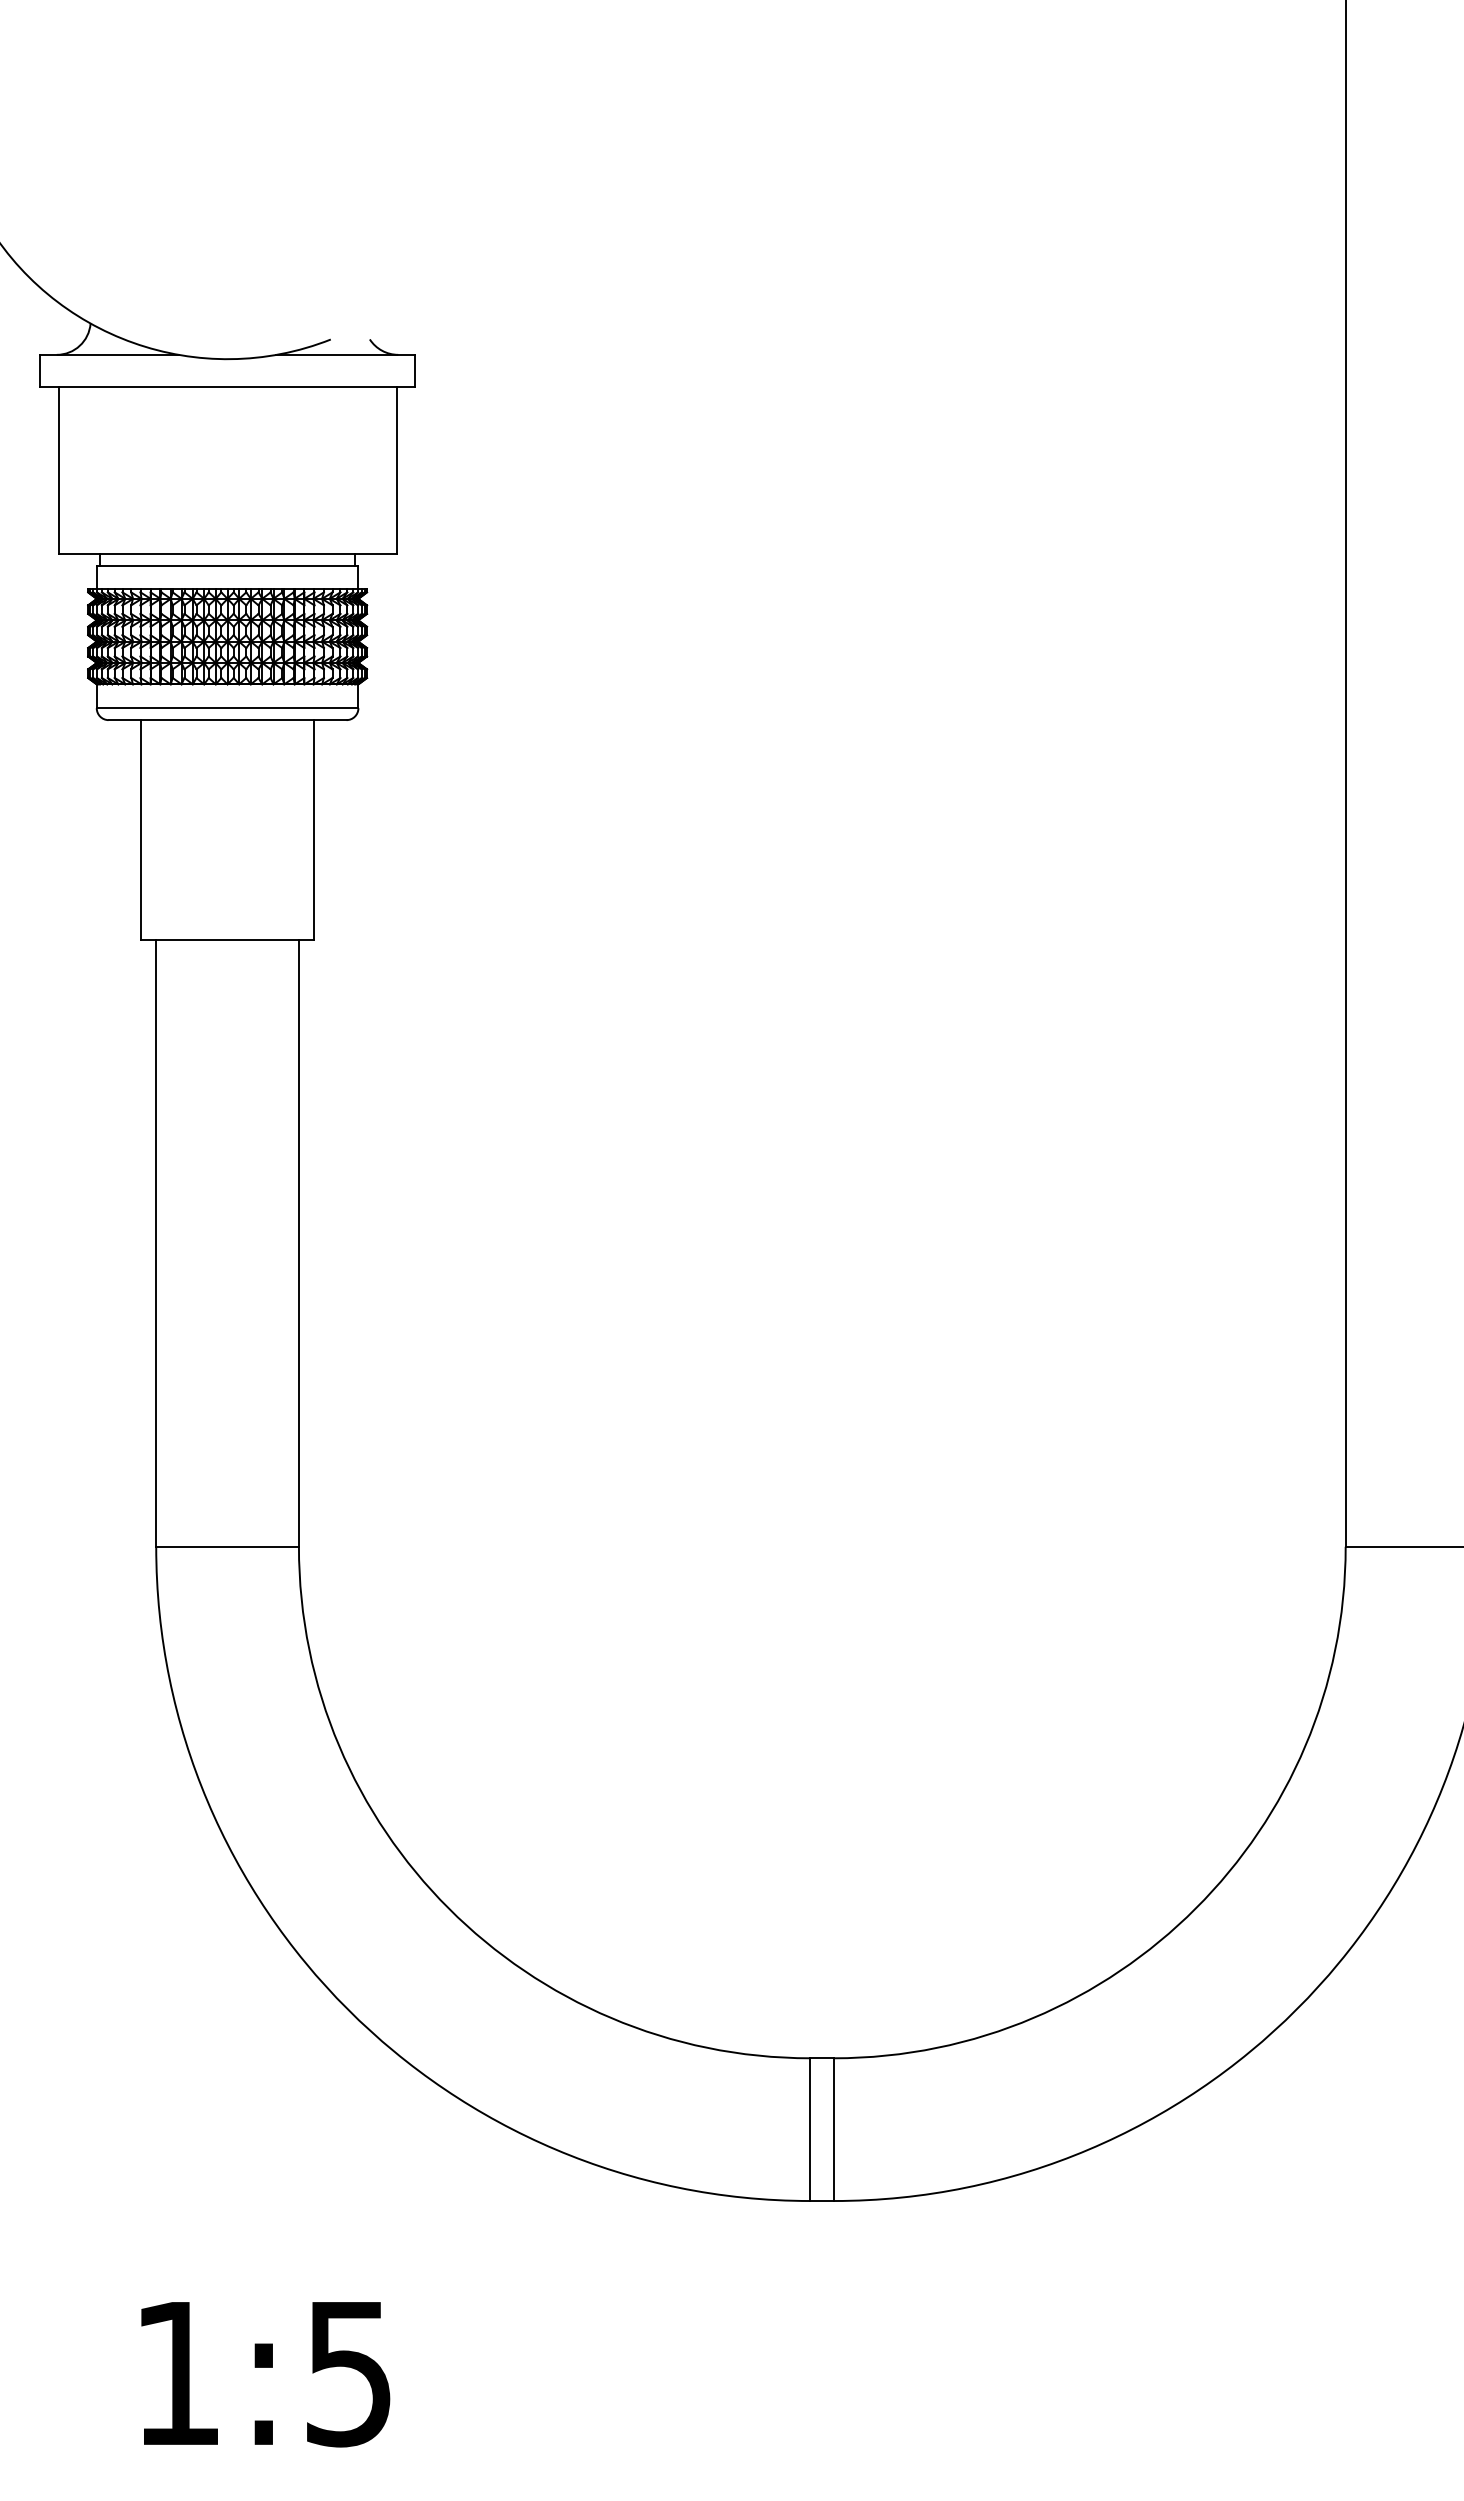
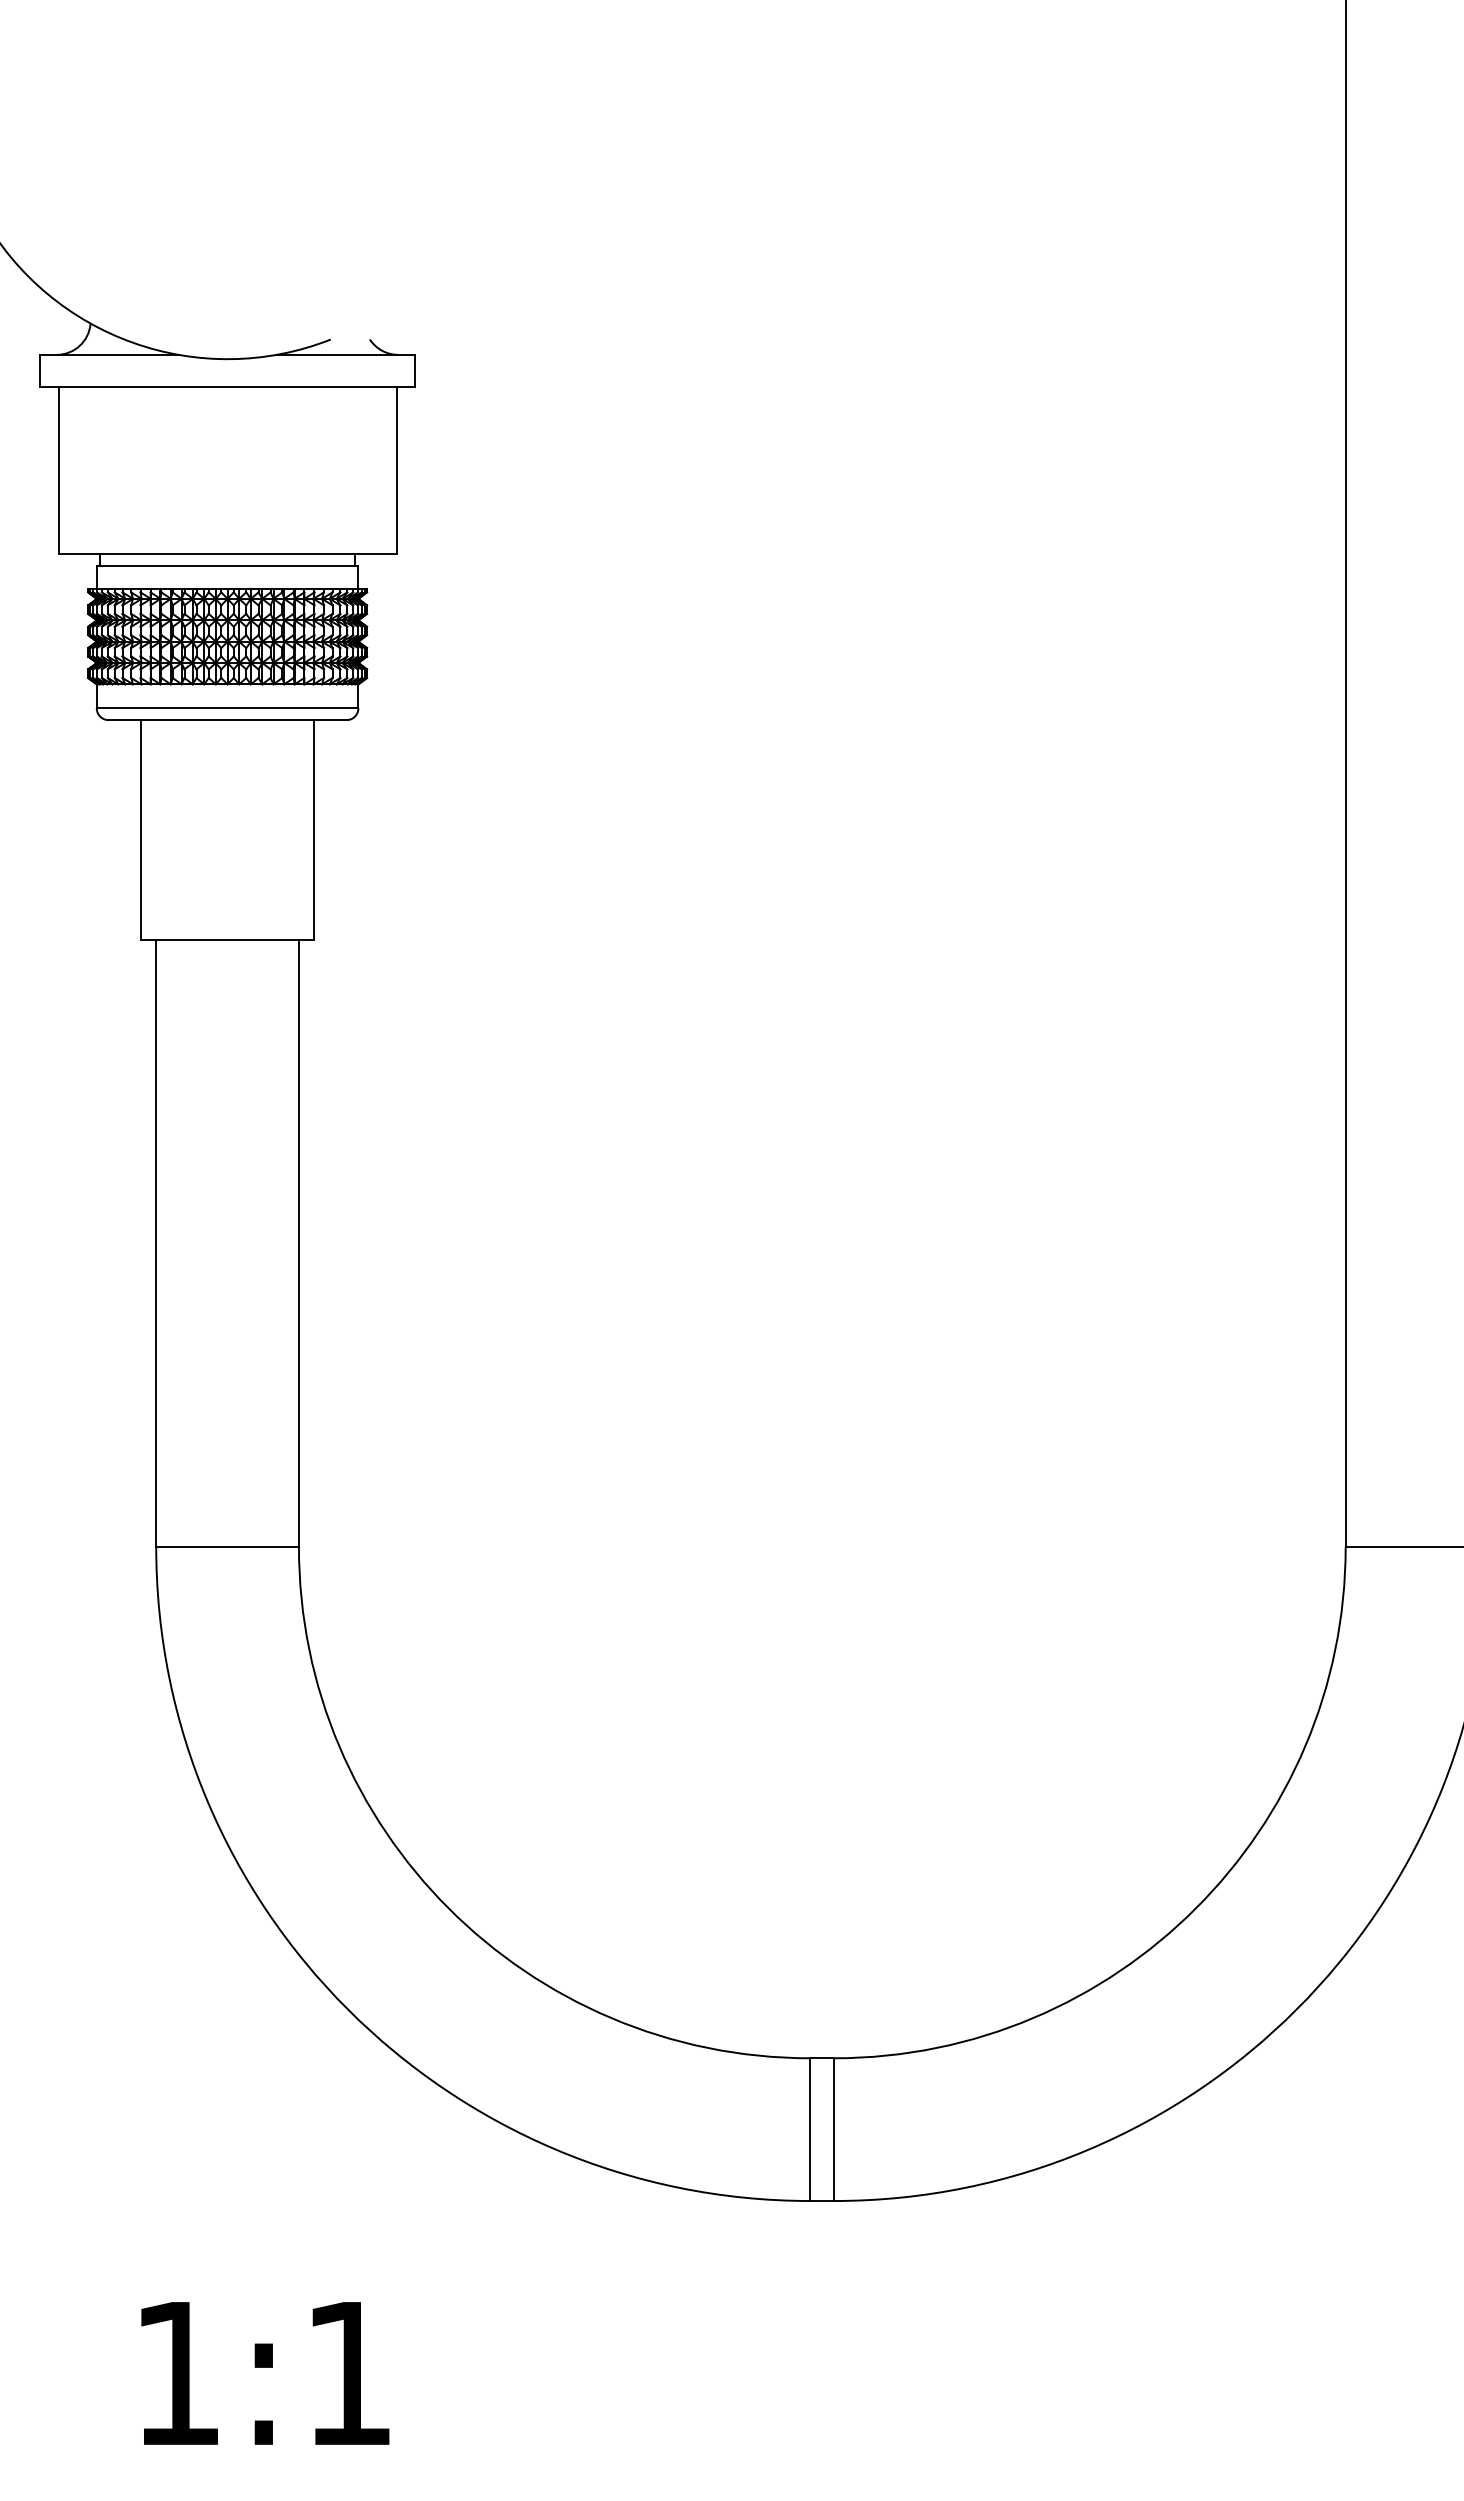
text: 1:5 -> 1:1 (348, 2374)
